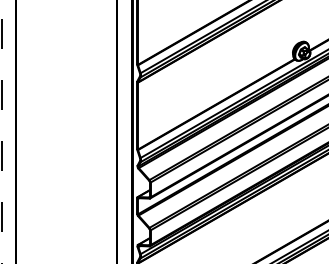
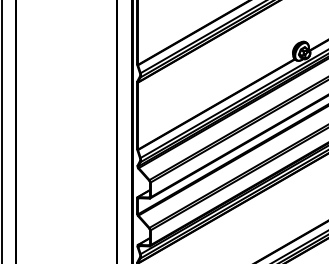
line: dashed -> solid (1, 131)
